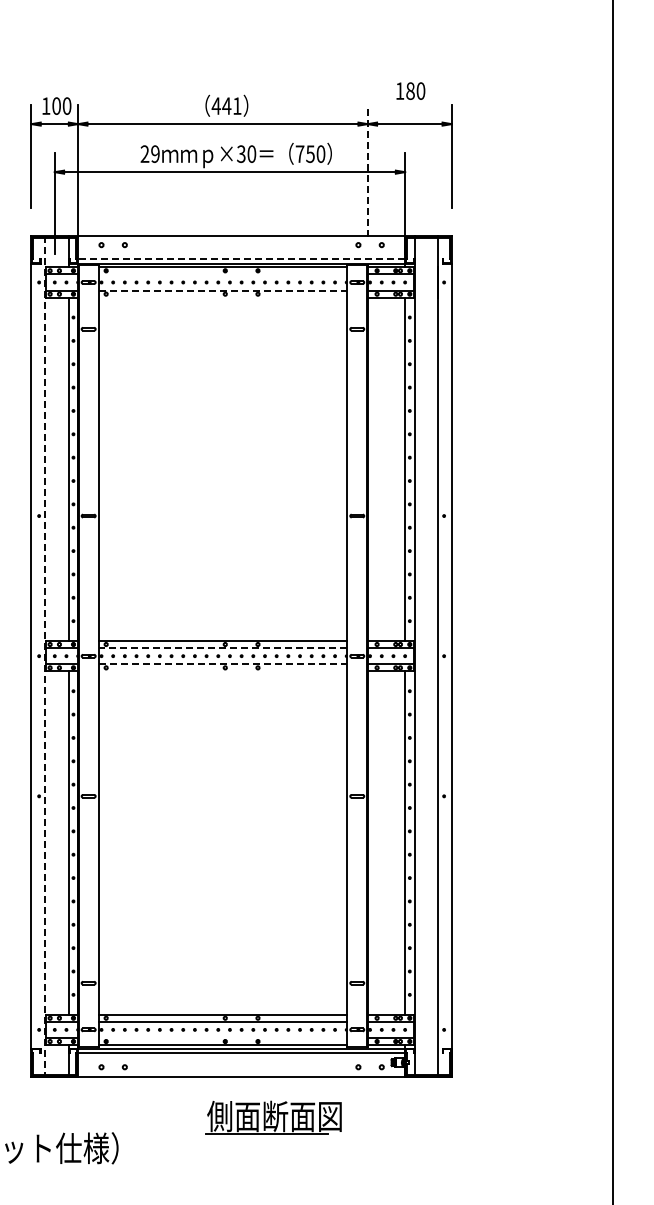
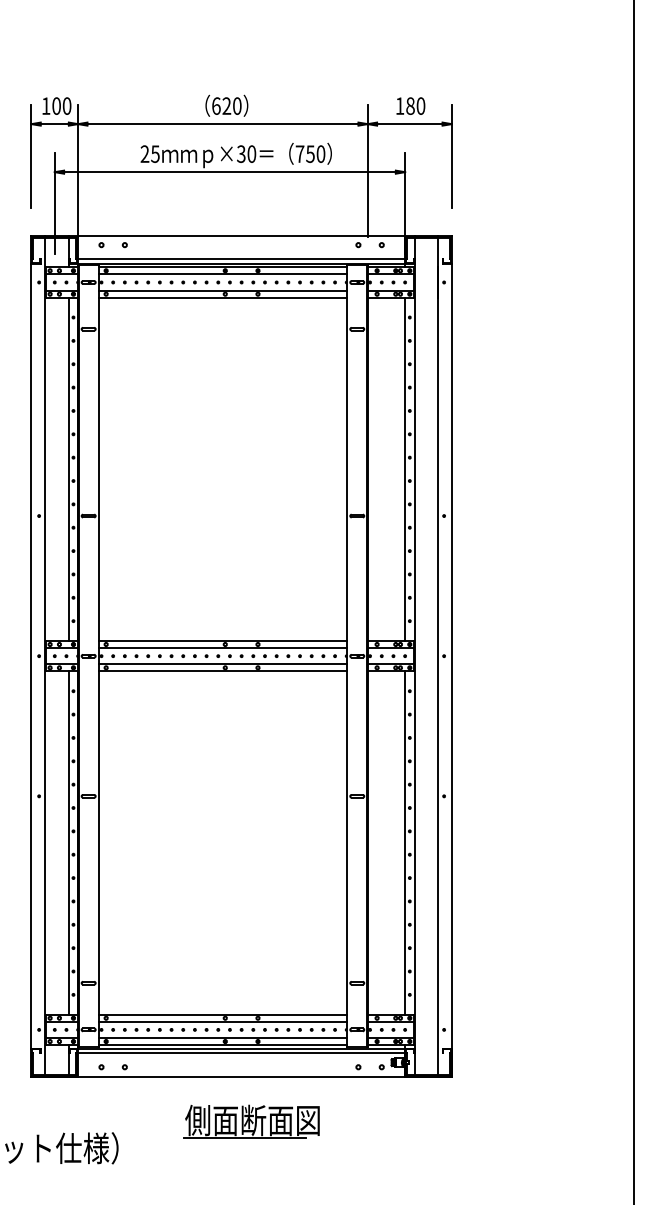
text position: (410, 90) -> (410, 105) (410, 105)
text: 441 -> 620 (226, 105)
text: 29 -> 25 (155, 153)
line: dashed -> solid (367, 171)
line: dashed -> solid (241, 259)
line: none -> present (222, 274)
line: dashed -> solid (222, 290)
line: none -> present (222, 297)
line position: (613, 601) -> (634, 601) (634, 601)
line: dashed -> solid (222, 648)
line: dashed -> solid (45, 656)
line: dashed -> solid (222, 664)
line: none -> present (222, 671)
line: none -> present (222, 1038)
part position: (273, 1117) -> (251, 1121) (251, 1121)
